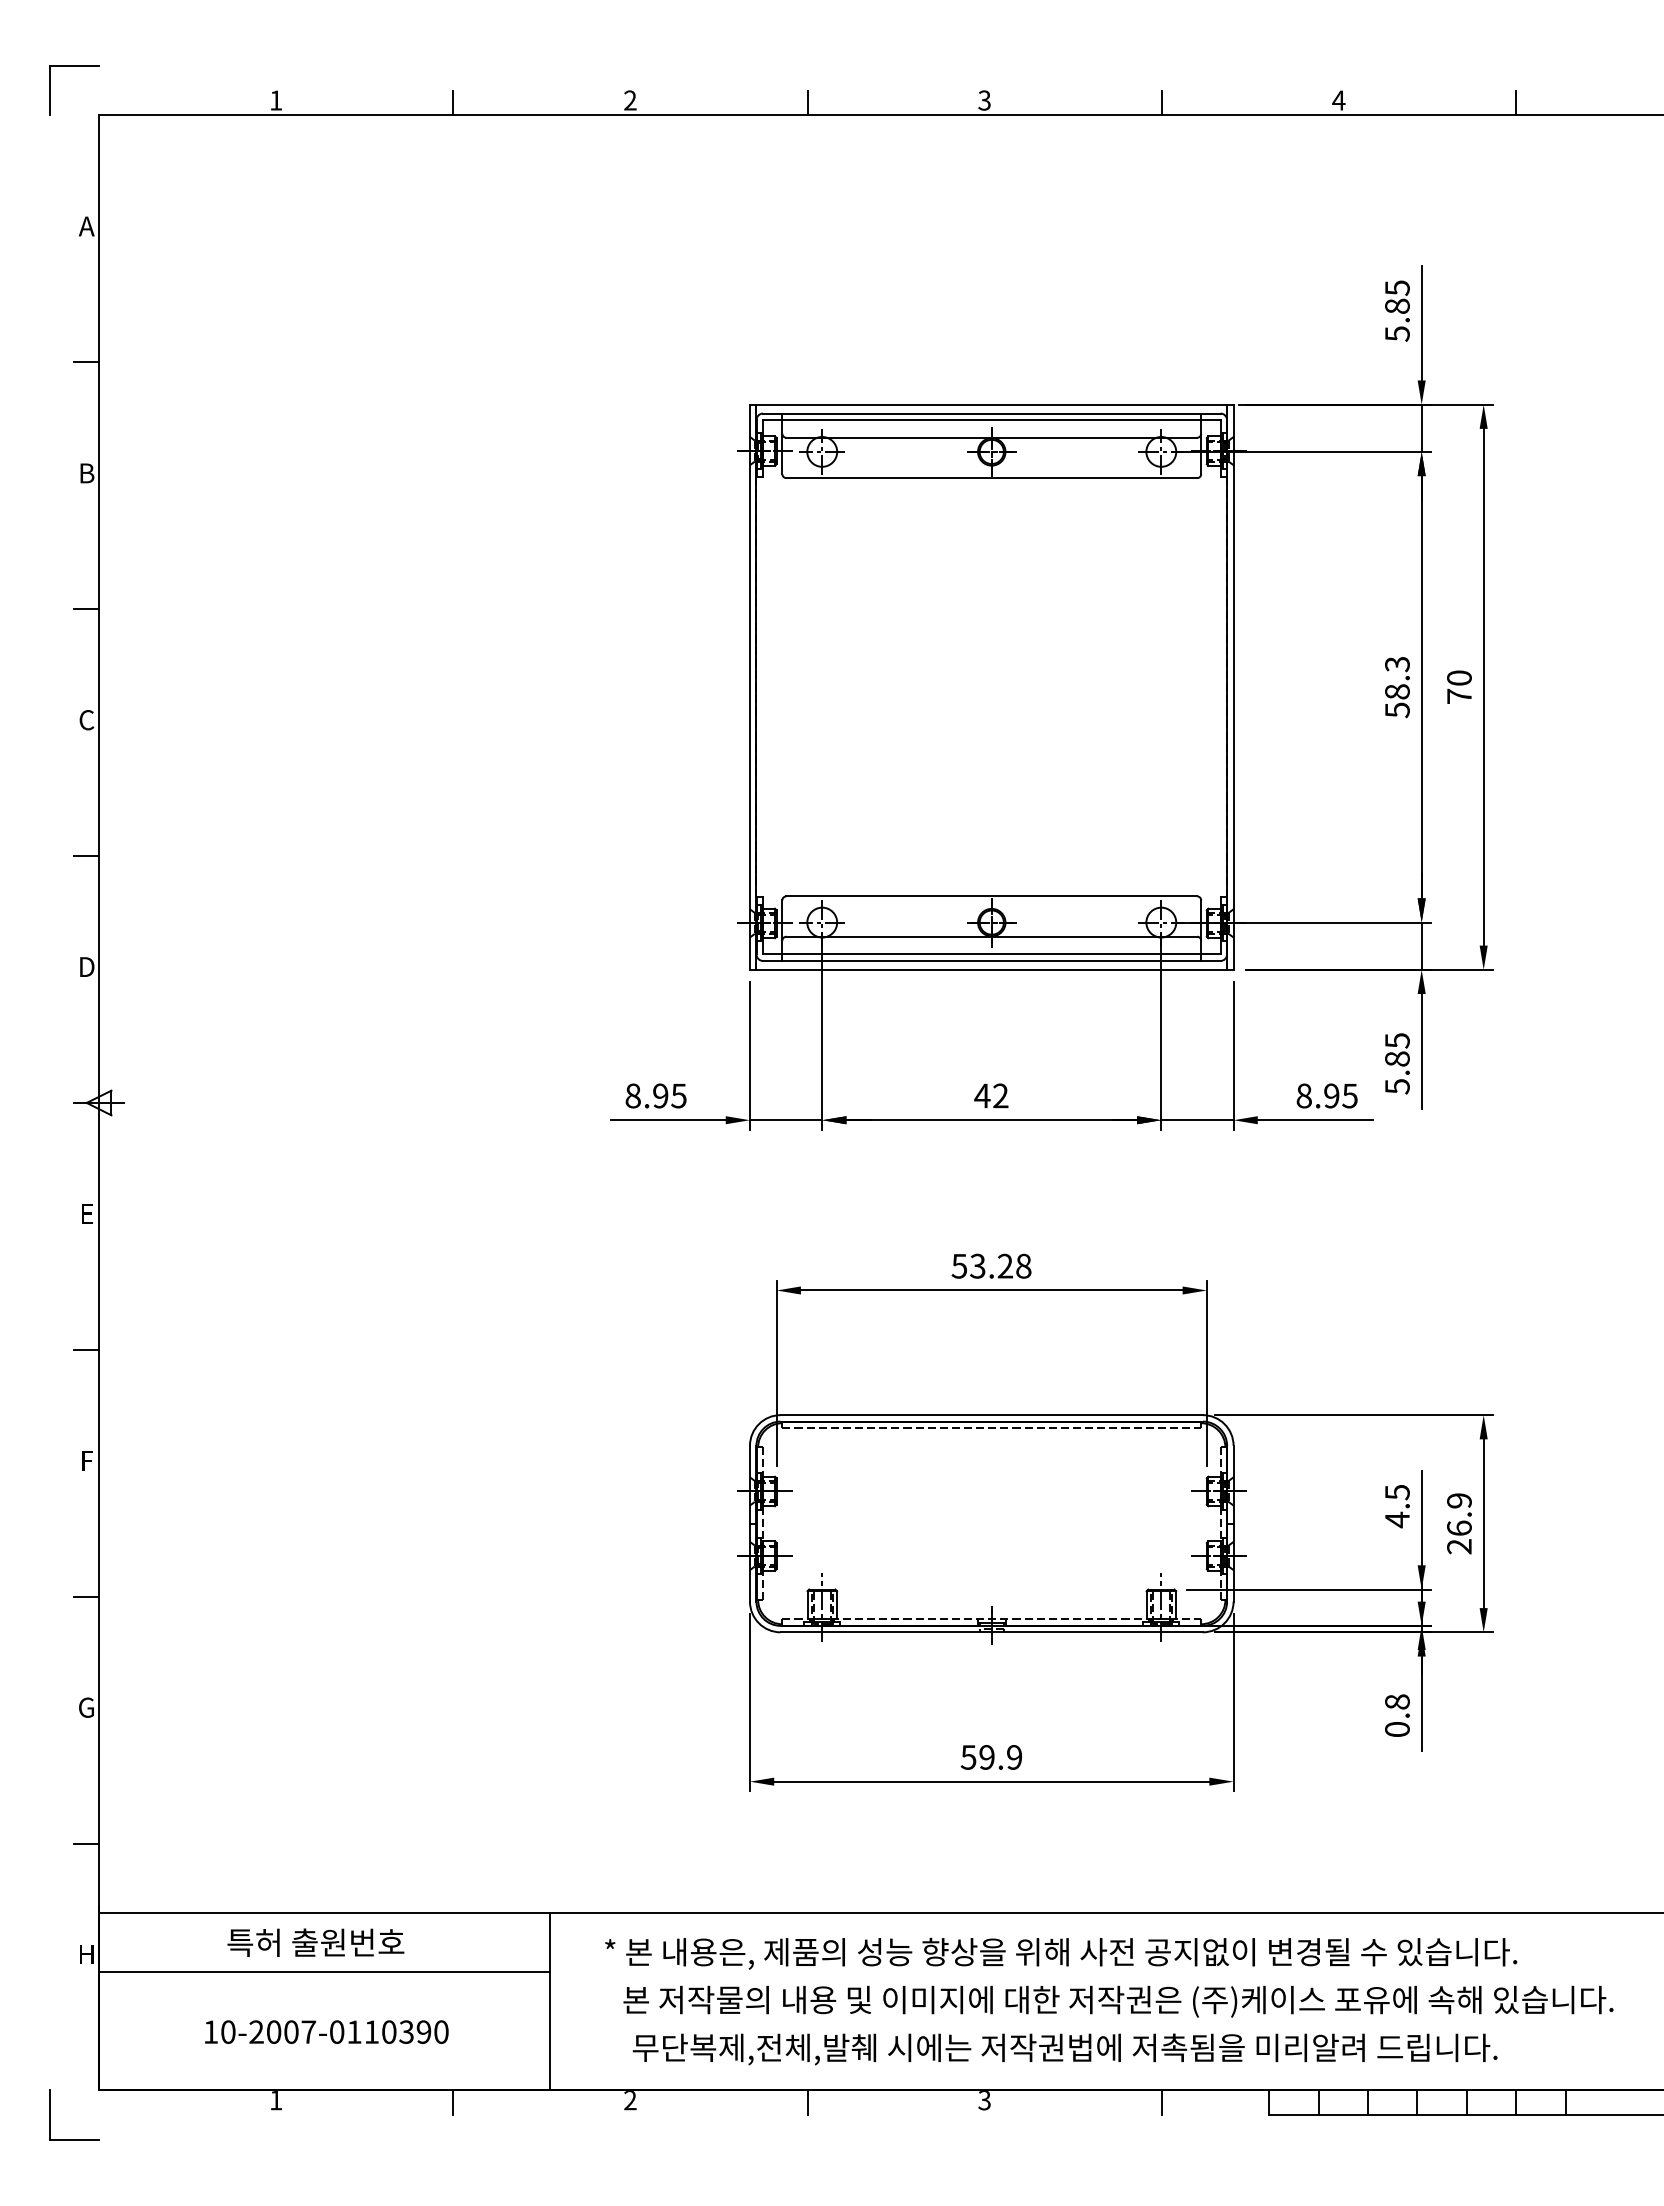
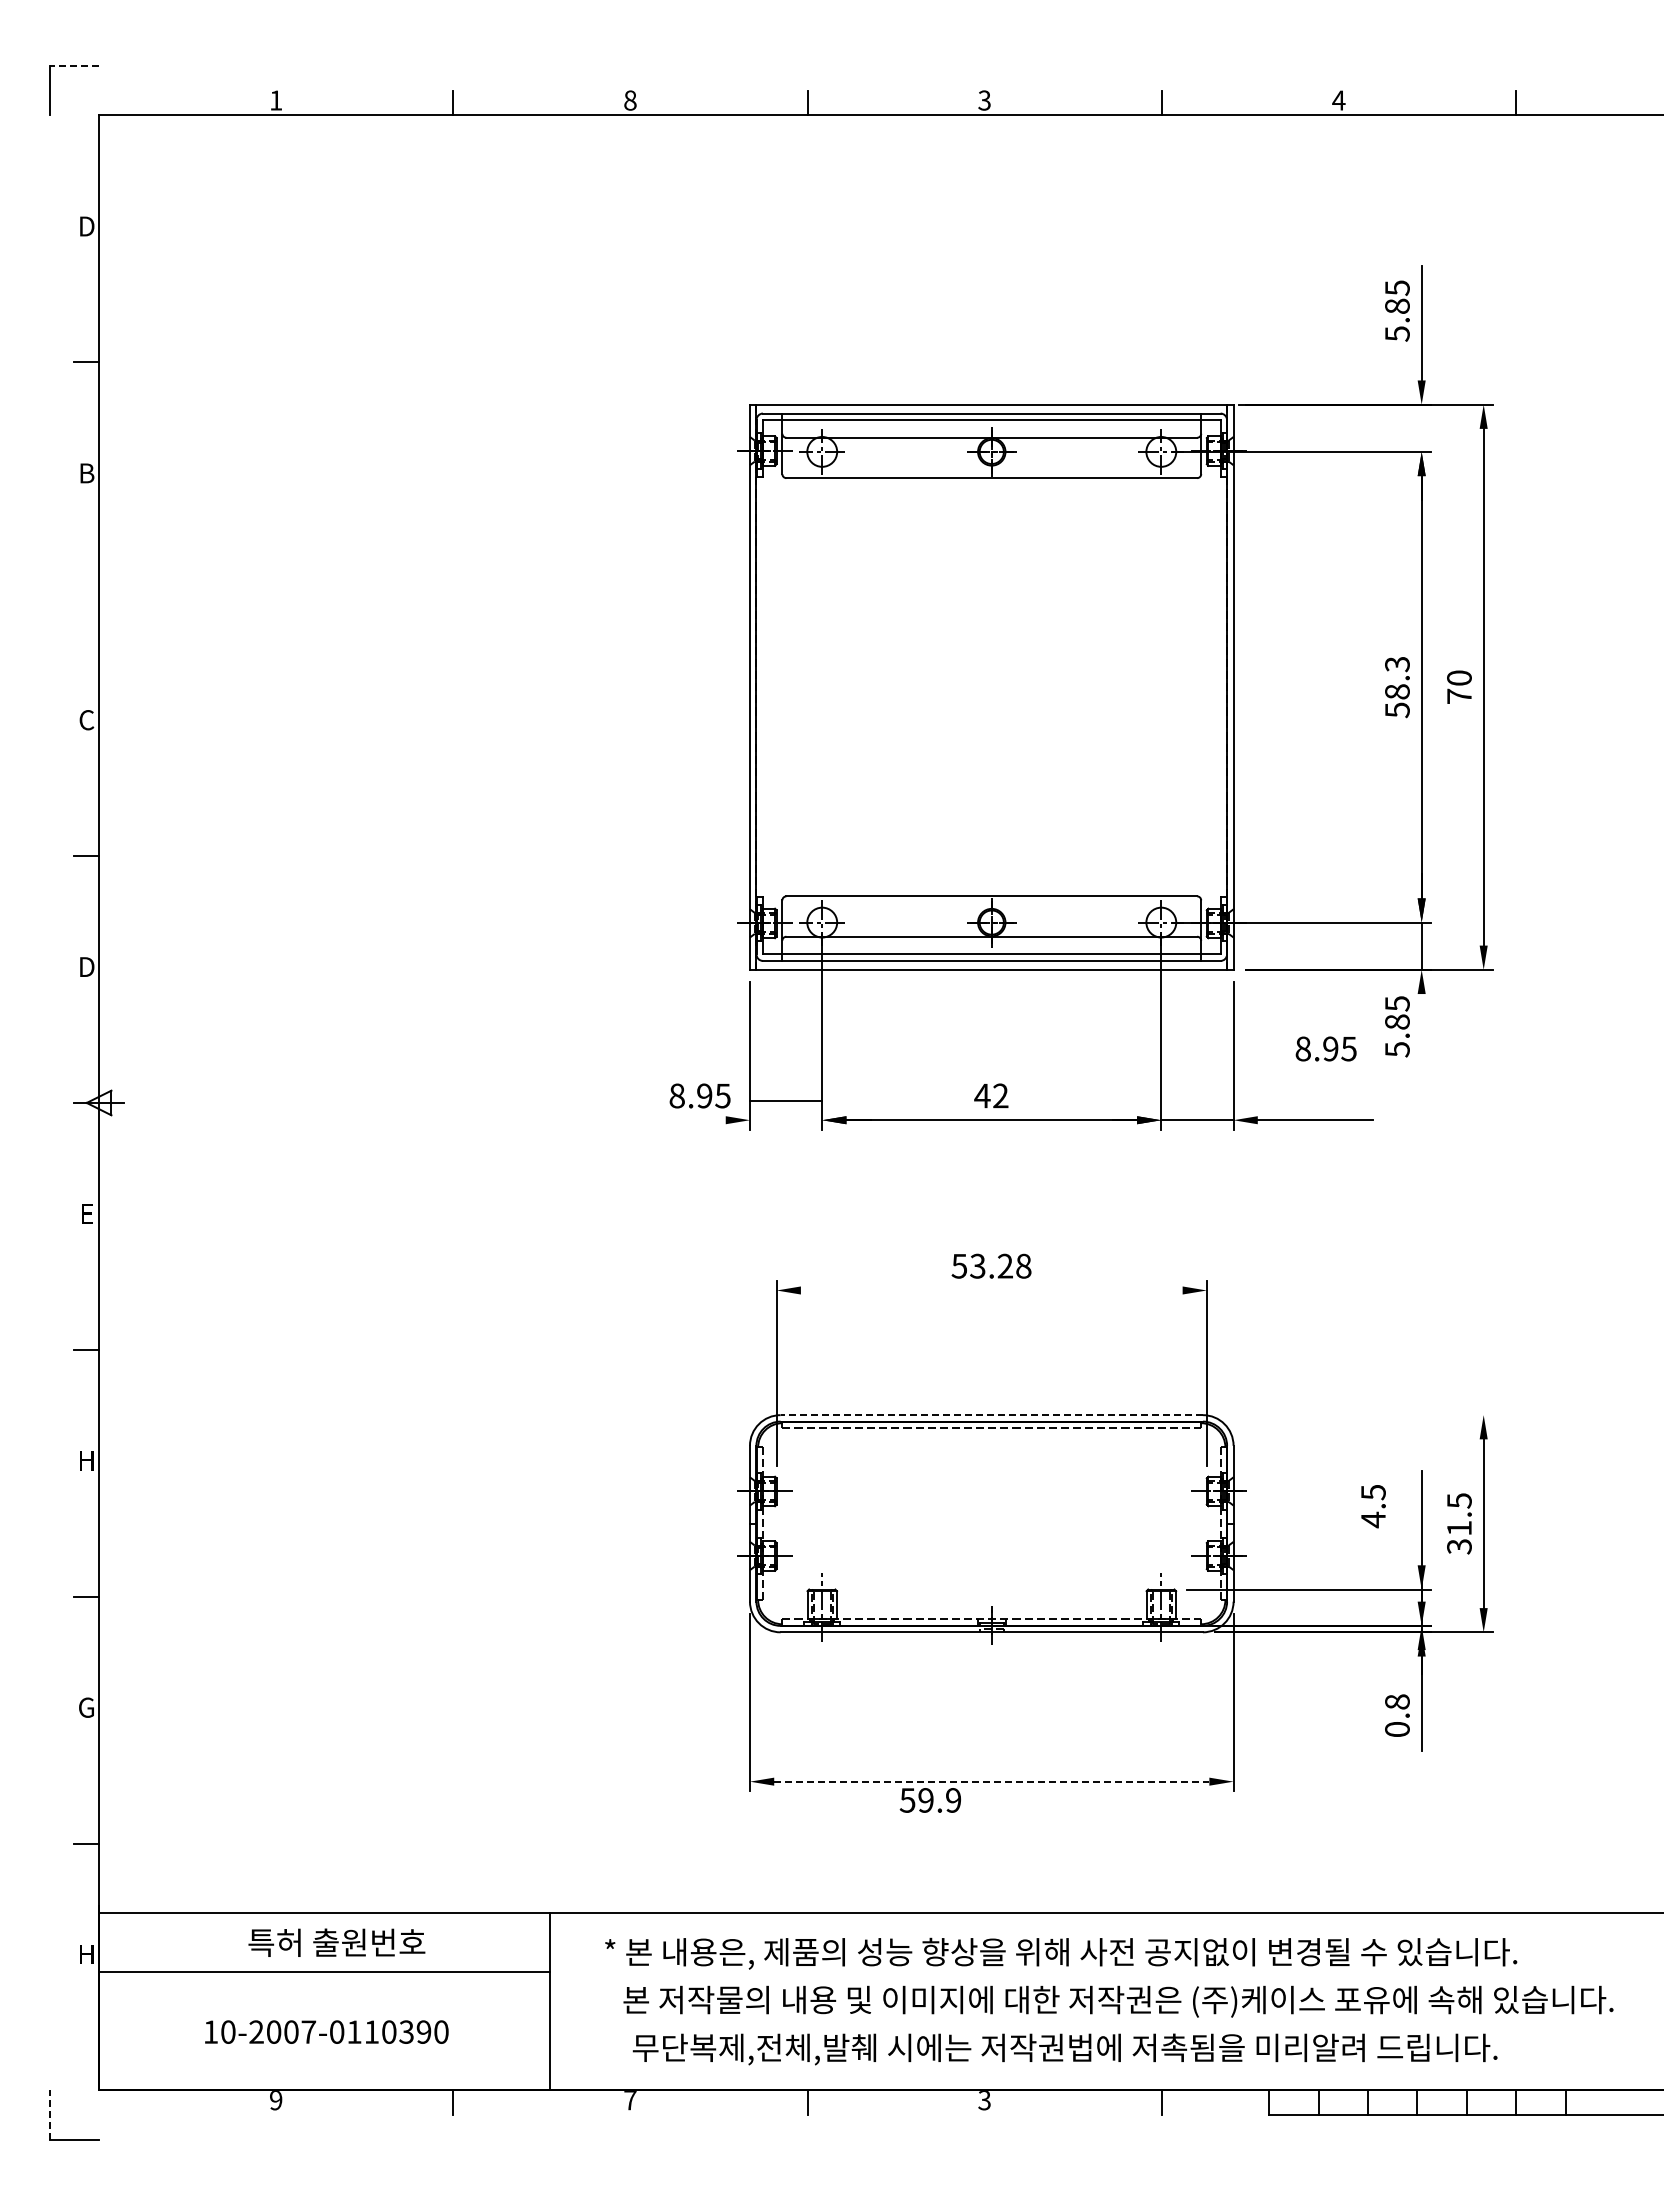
line: solid -> dashed (74, 66)
text: 2 -> 8 (630, 100)
text: A -> D (86, 226)
line: present -> none (1421, 427)
line: present -> none (86, 609)
line: present -> none (1421, 1051)
text position: (1397, 1063) -> (1397, 1026) (1397, 1026)
text position: (655, 1095) -> (699, 1095) (699, 1095)
text position: (1326, 1095) -> (1325, 1048) (1325, 1048)
line: present -> none (667, 1120)
line position: (785, 1120) -> (785, 1101) (785, 1101)
line: present -> none (991, 1290)
line: solid -> dashed (991, 1415)
line: present -> none (1354, 1415)
text: F -> H (86, 1460)
text position: (1397, 1506) -> (1373, 1506) (1373, 1506)
text: 26.9 -> 31.5 (1459, 1523)
text position: (990, 1757) -> (929, 1800) (929, 1800)
line: solid -> dashed (991, 1781)
text position: (315, 1942) -> (336, 1942) (336, 1942)
text: 1 -> 9 (276, 2100)
text: 2 -> 7 (630, 2100)
line: solid -> dashed (49, 2115)
